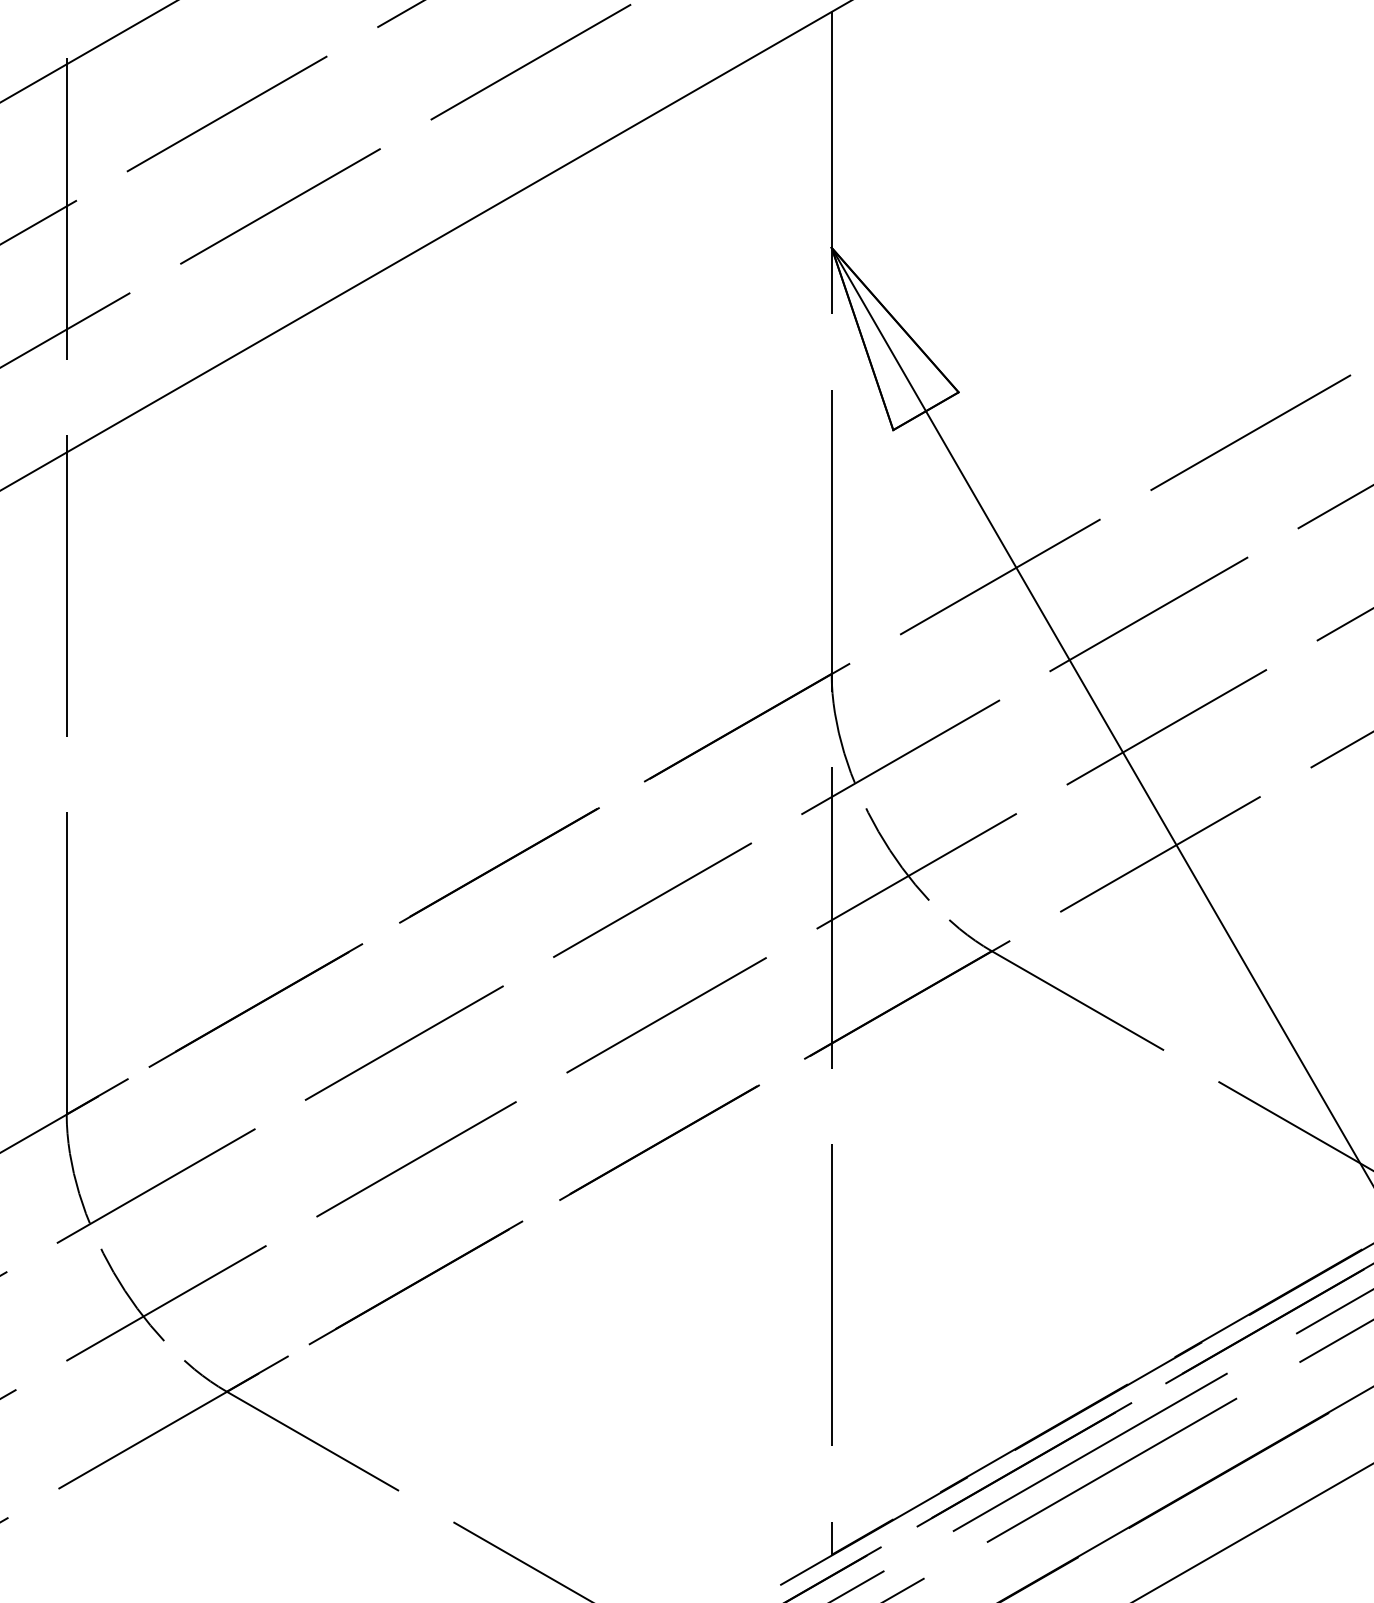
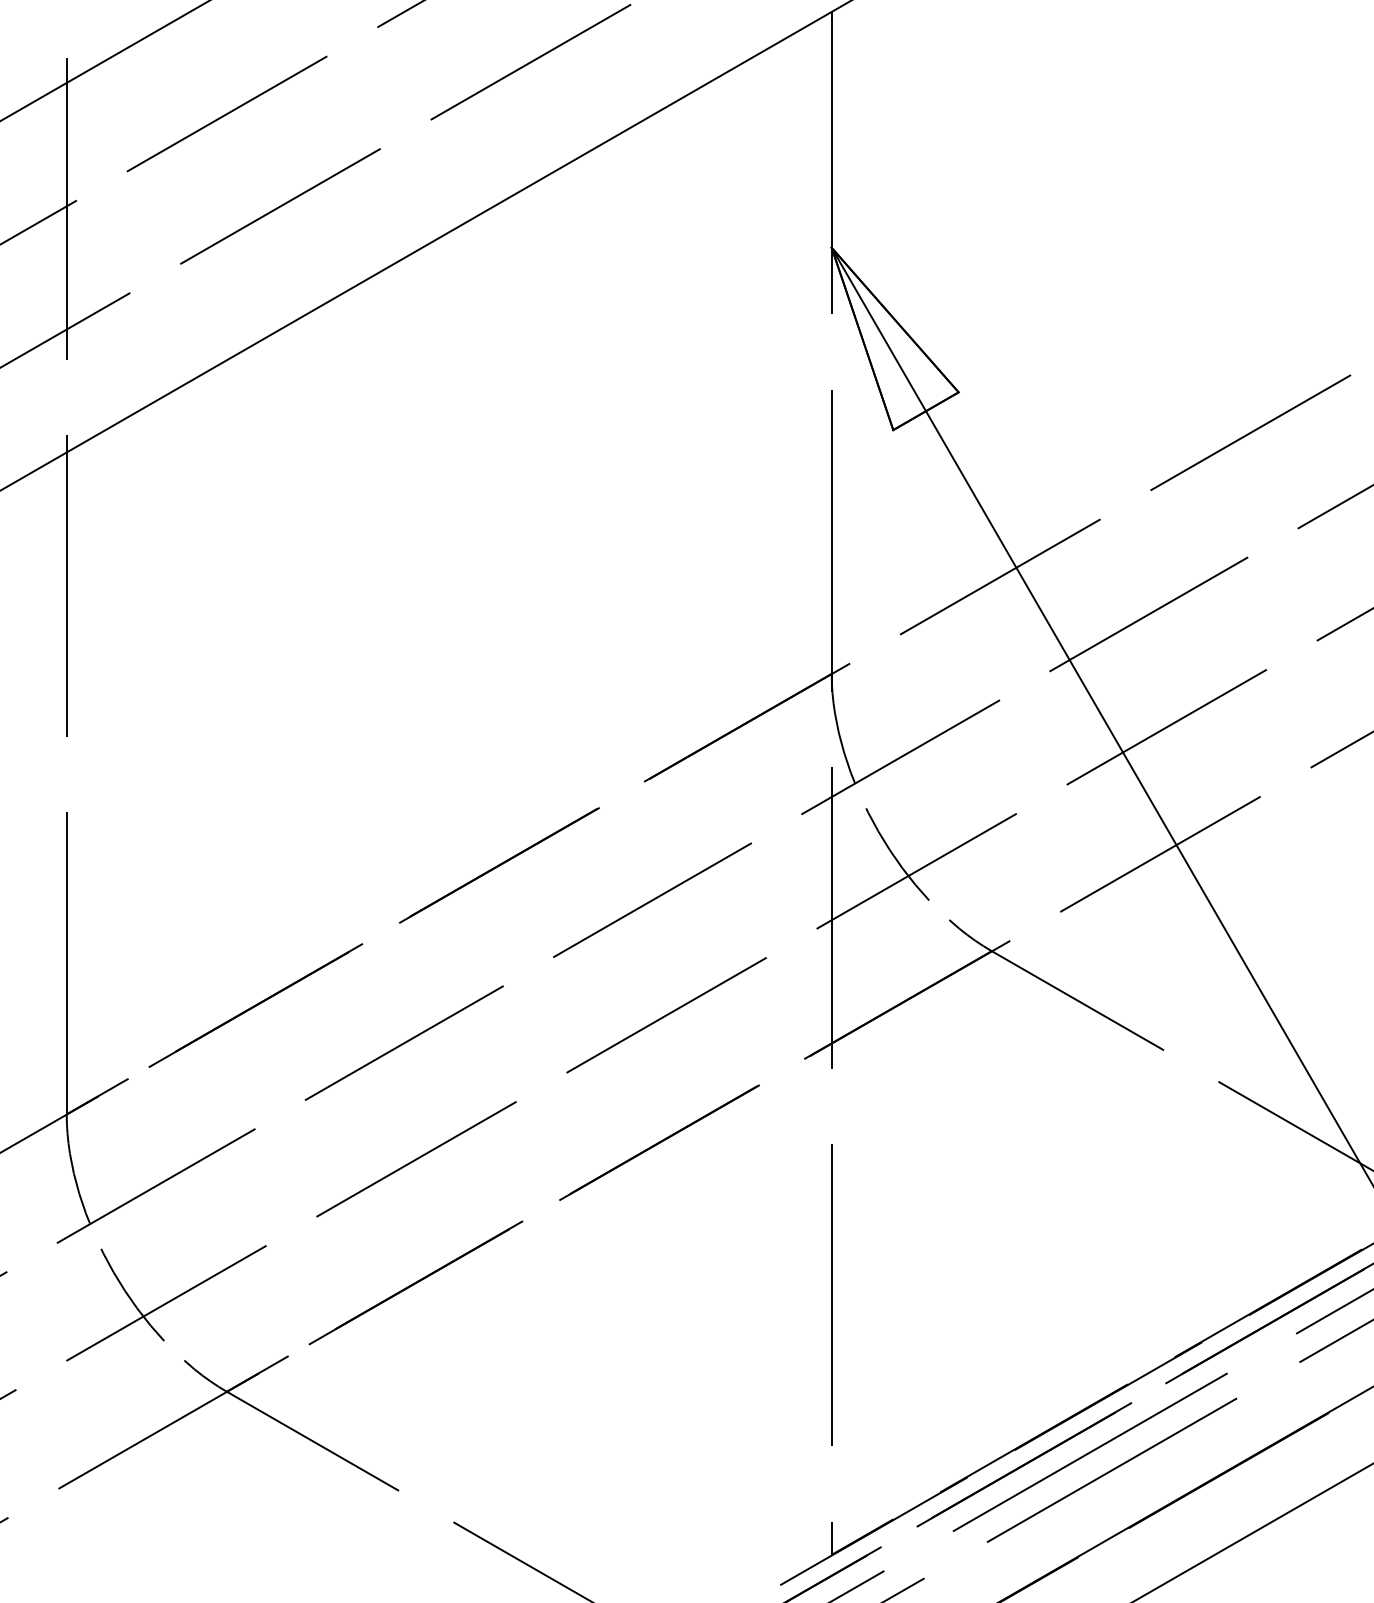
line position: (88, 51) -> (104, 61) (104, 61)
